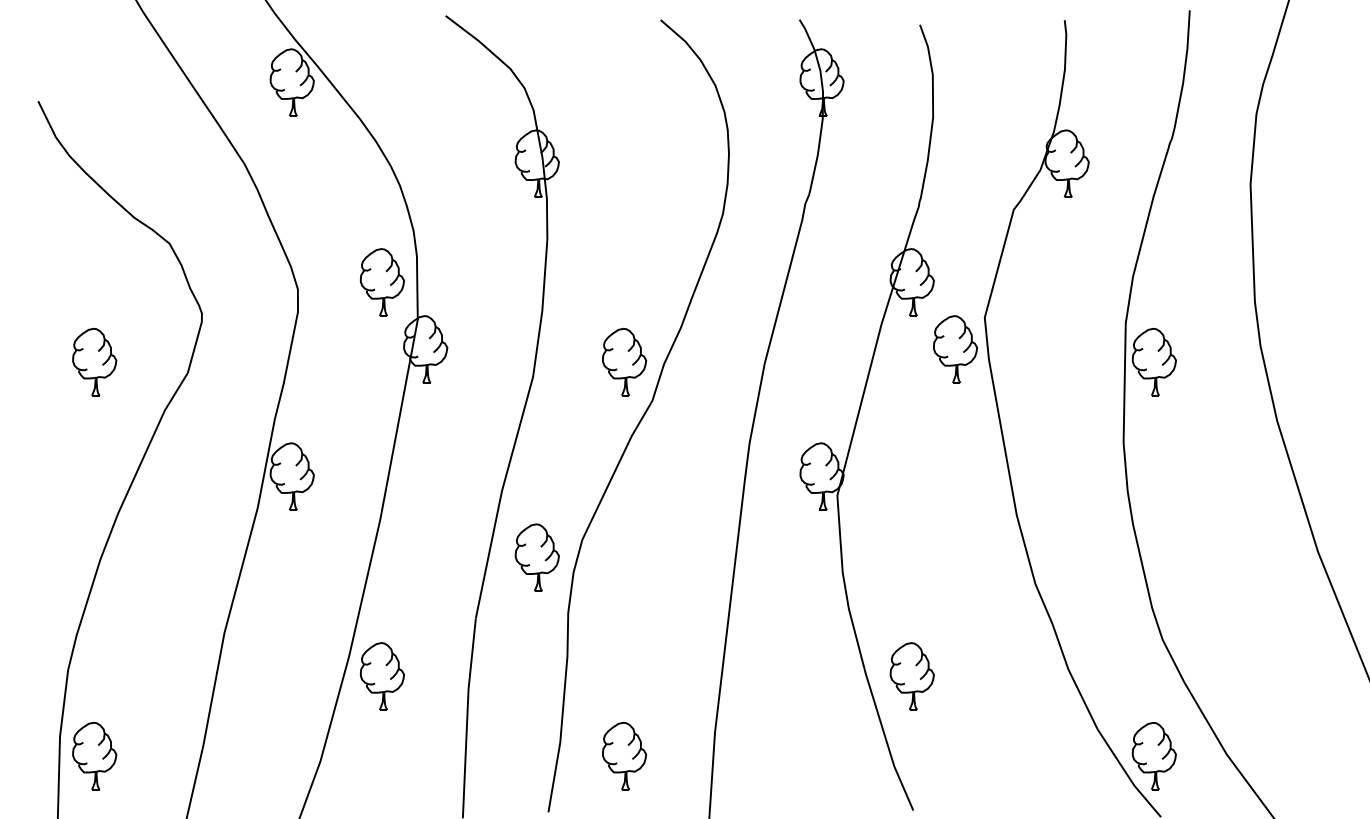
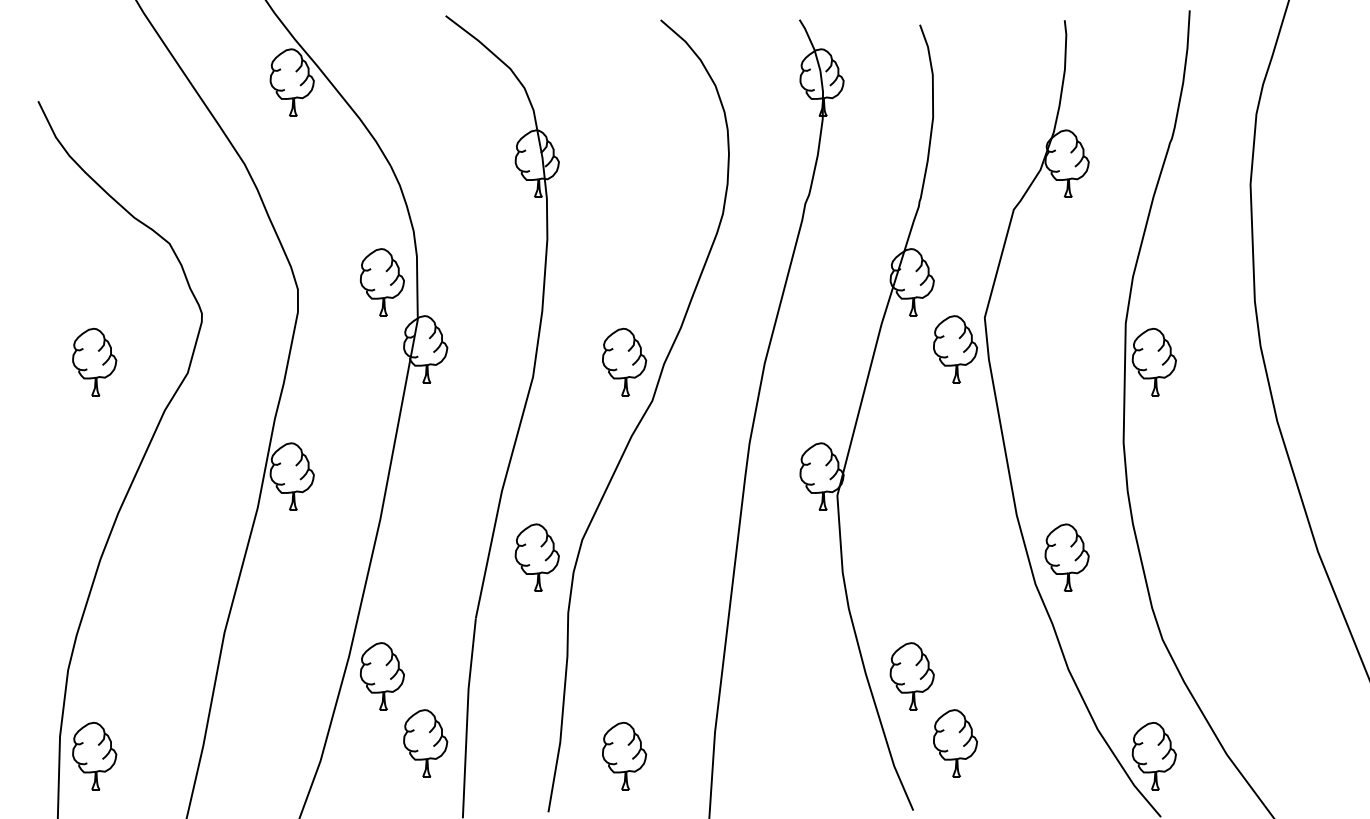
part: none -> present (1066, 557)
part: none -> present (425, 743)
part: none -> present (955, 743)
